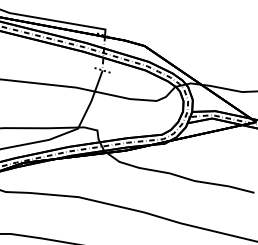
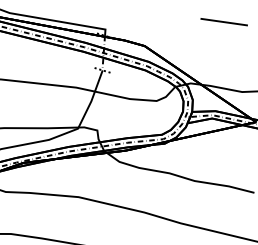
line: none -> present (223, 22)
